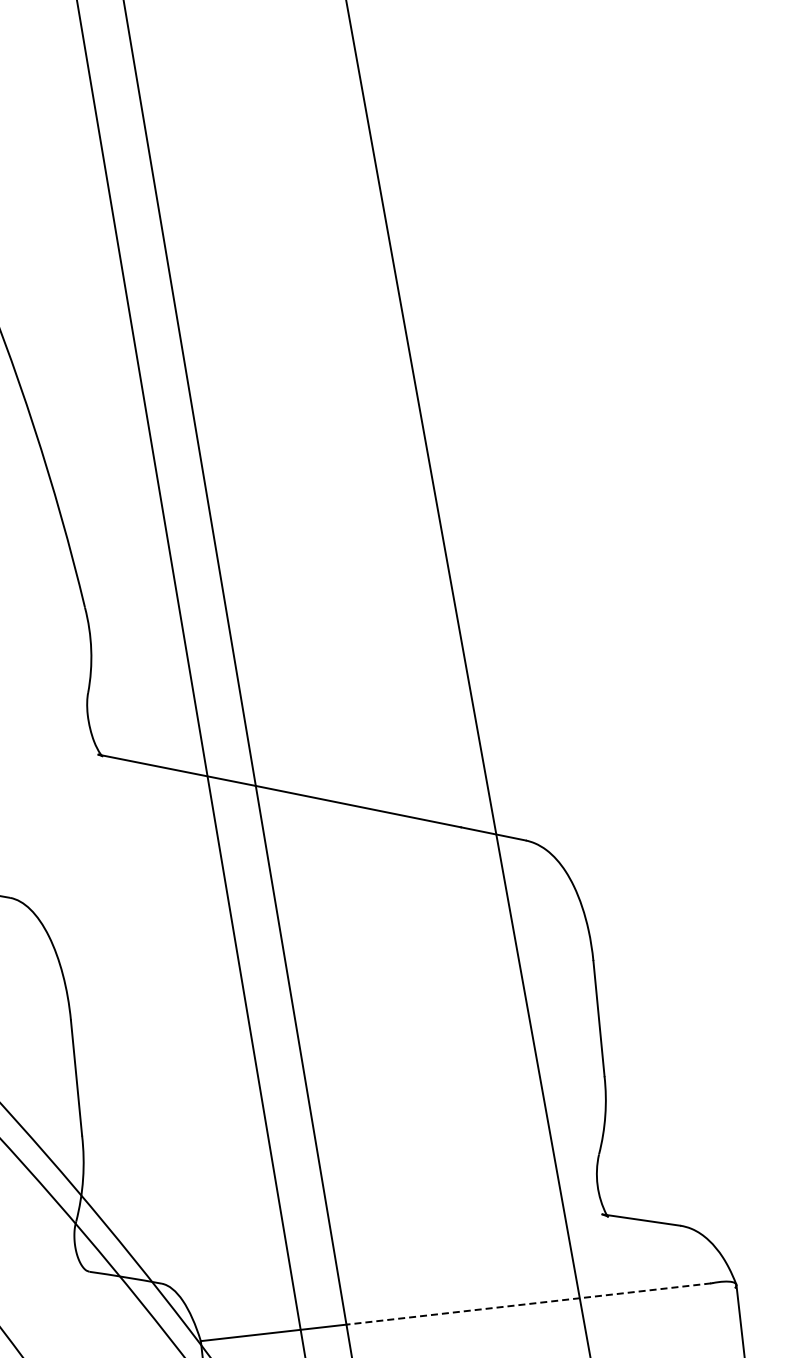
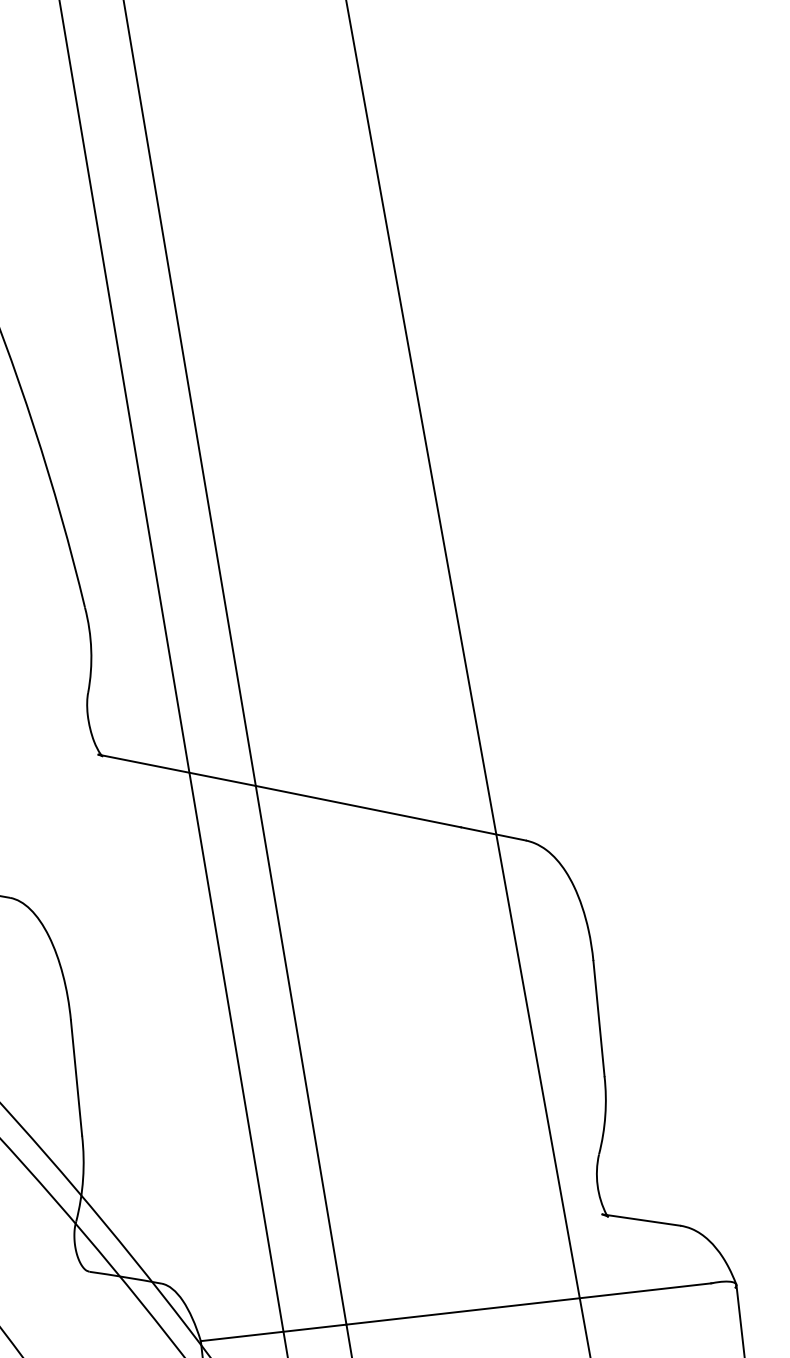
line position: (190, 678) -> (173, 678) (173, 678)
line: dashed -> solid (528, 1304)
